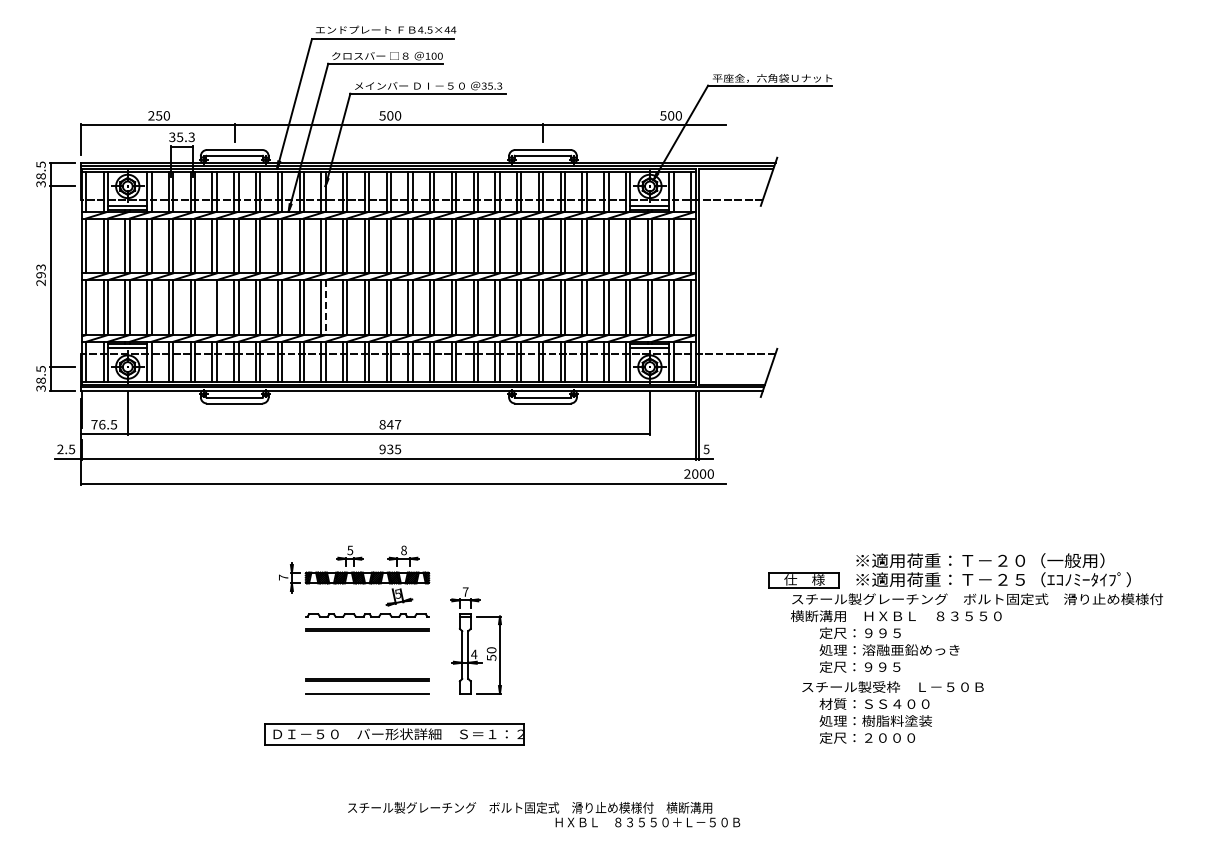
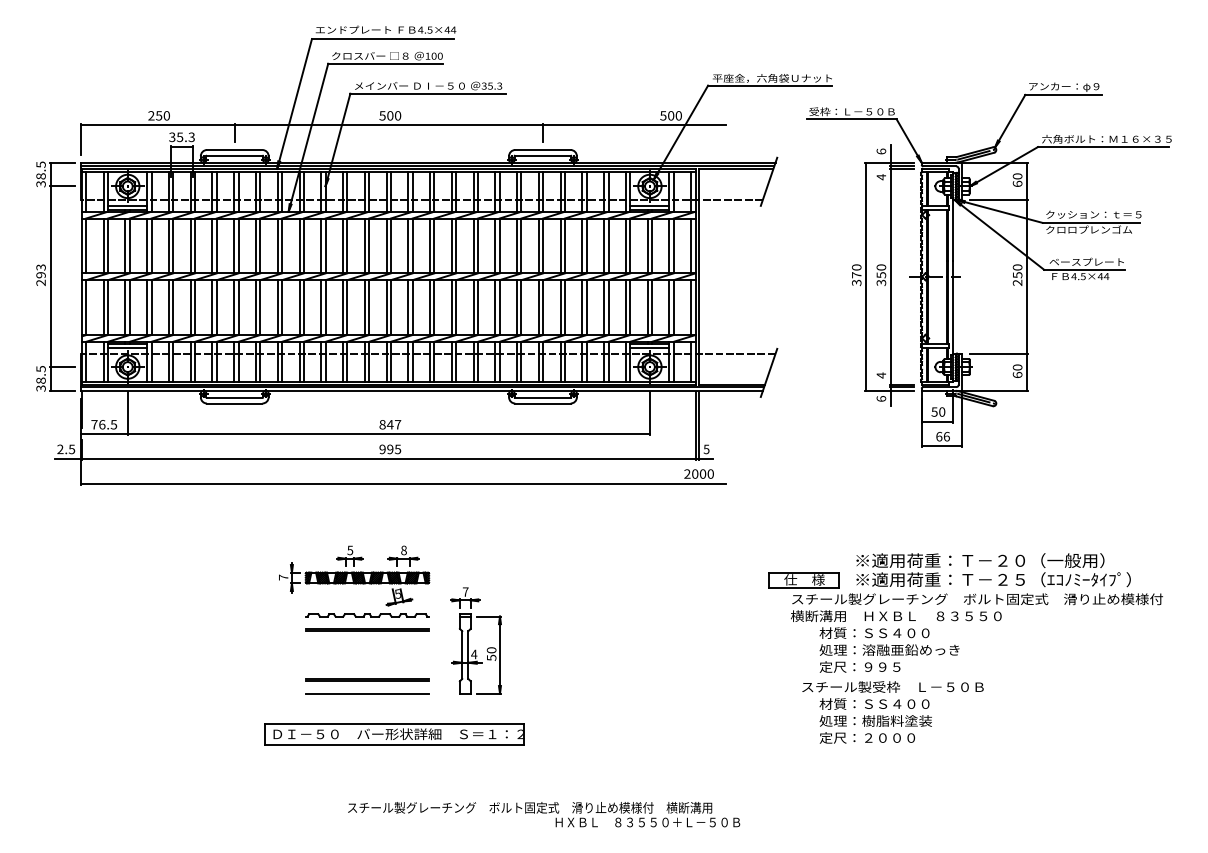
part: none -> present (988, 264)
line: none -> present (212, 307)
line: dashed -> solid (325, 308)
text: 935 -> 995 (390, 448)
text: 定尺：９９５ -> 材質：ＳＳ４００ (874, 632)
